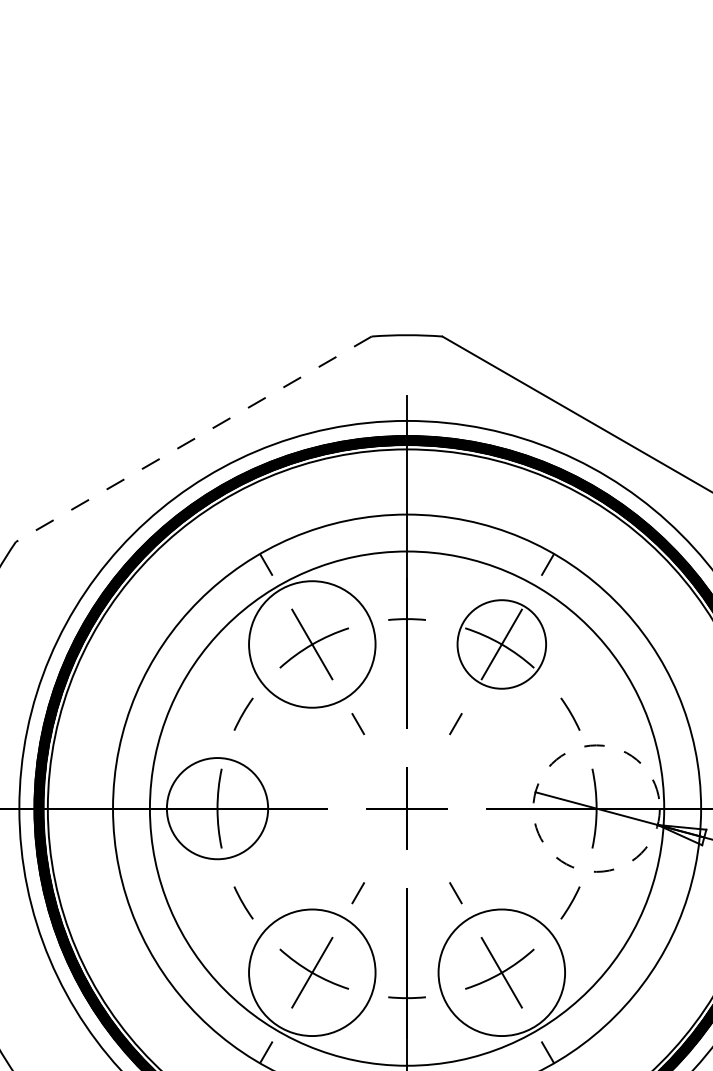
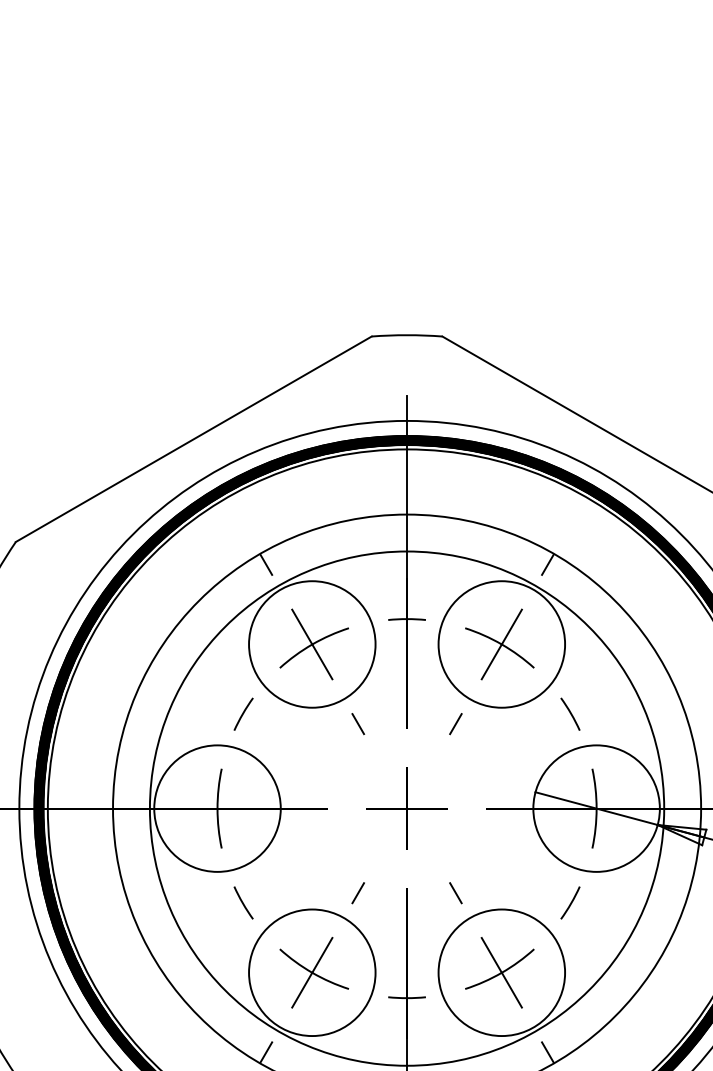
line: dashed -> solid (193, 439)
circle diameter: 89 px -> 127 px (501, 644)
circle diameter: 101 px -> 127 px (217, 808)
circle: dashed -> solid (596, 808)
